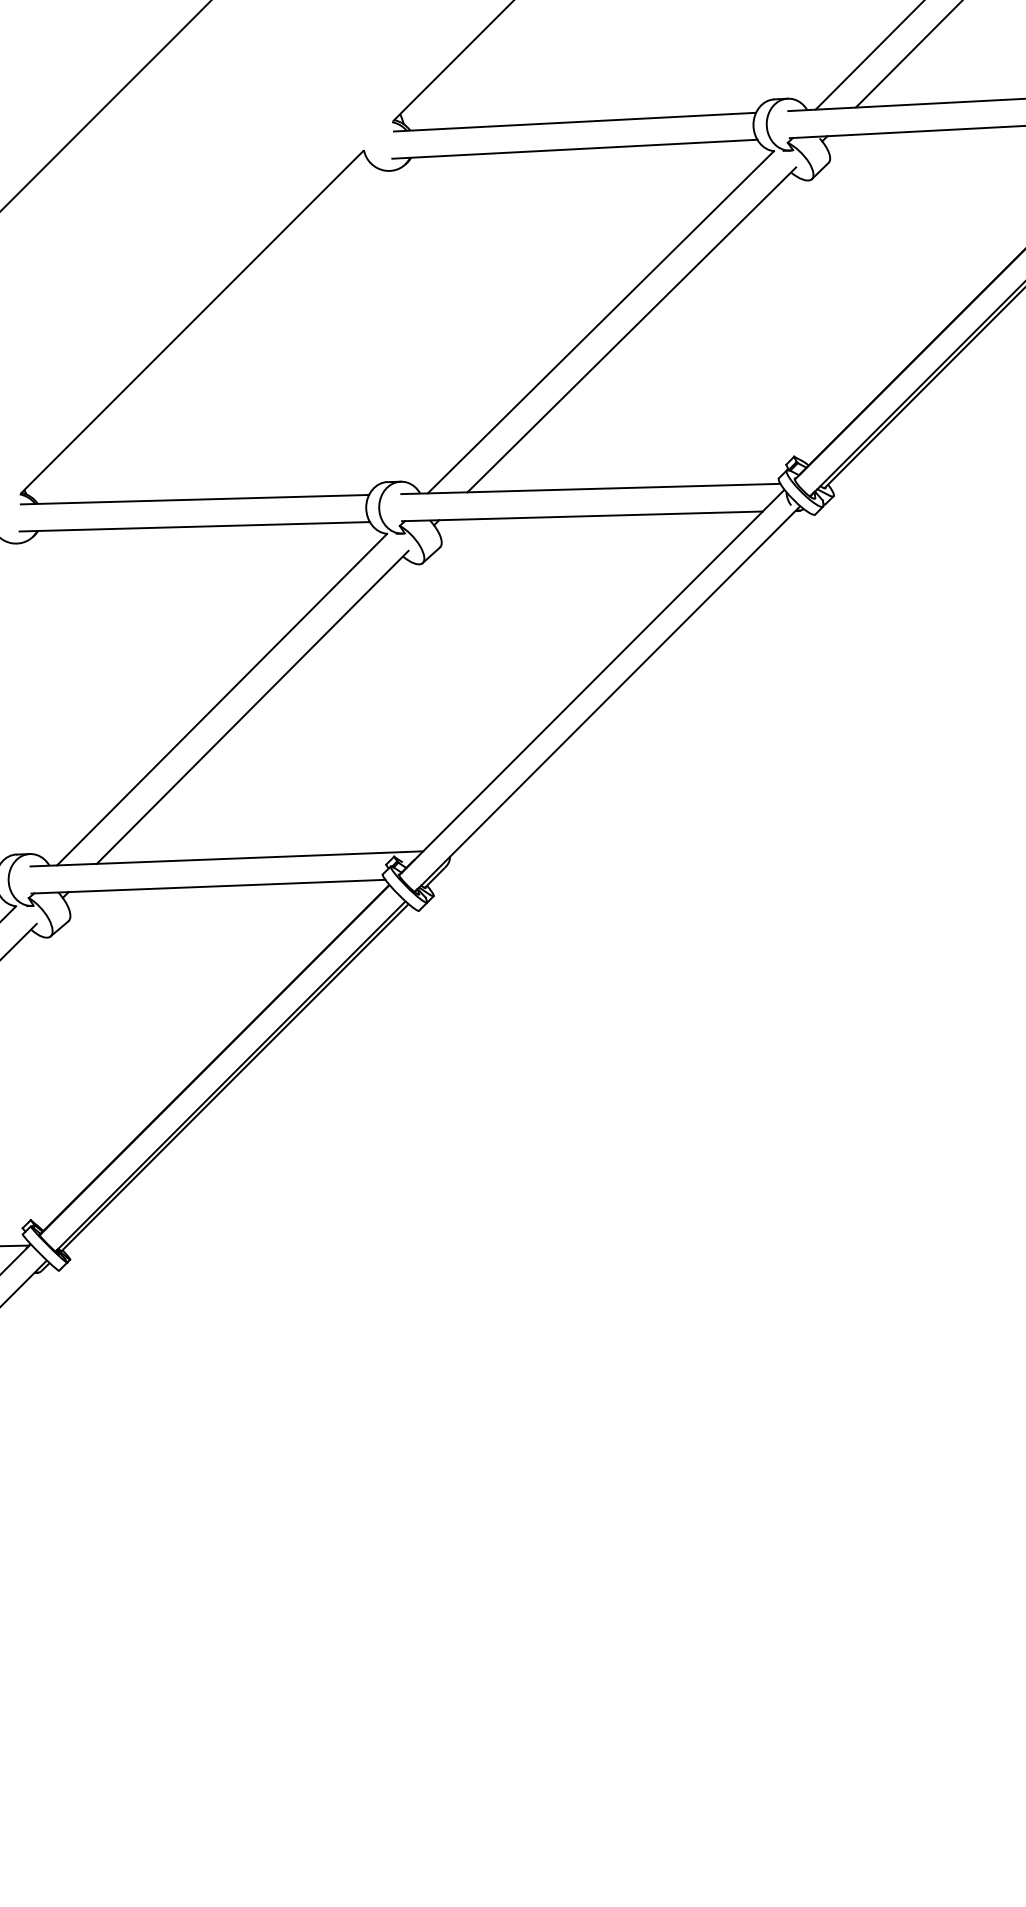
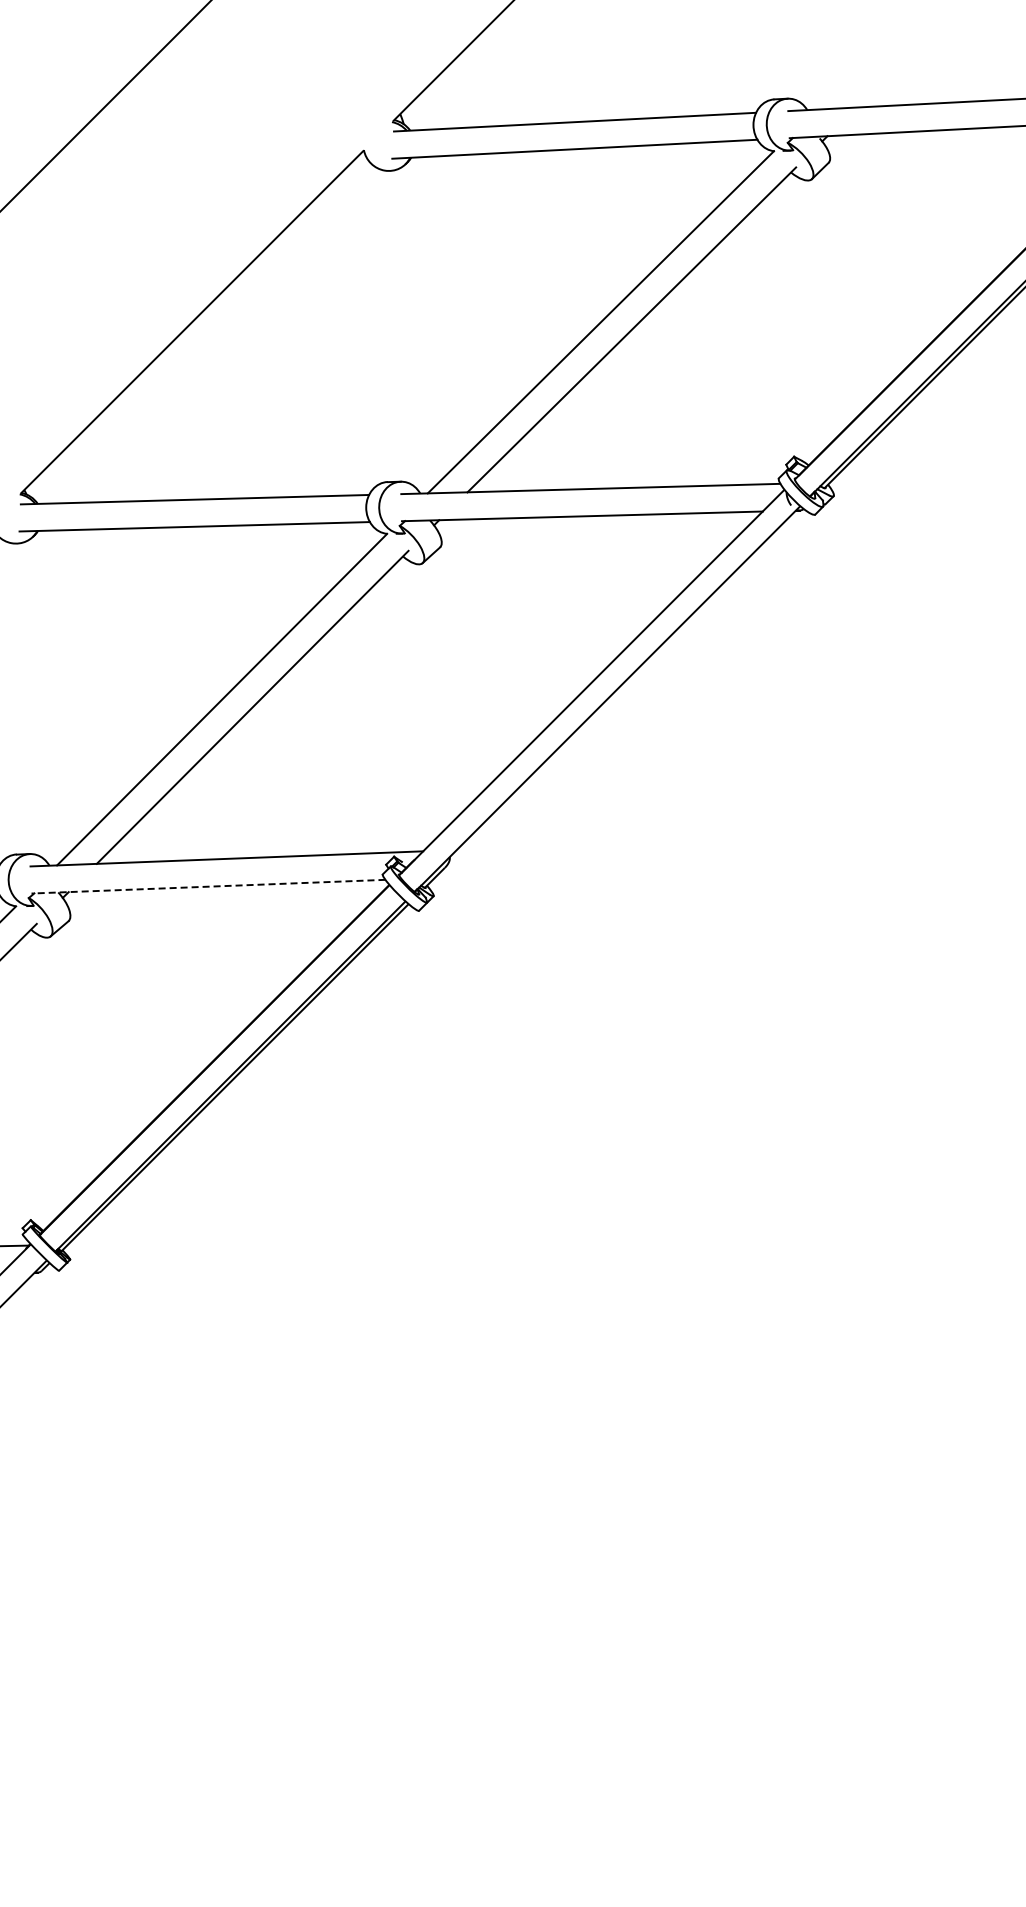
line: present -> none (907, 54)
line: present -> none (868, 55)
line: solid -> dashed (207, 886)
